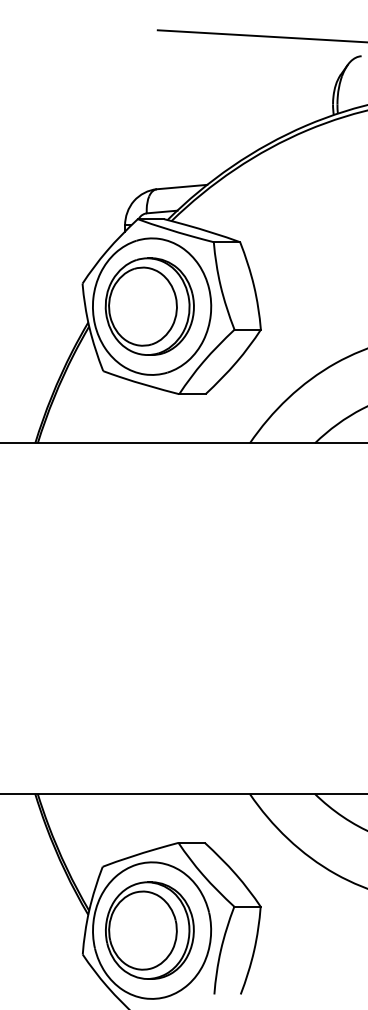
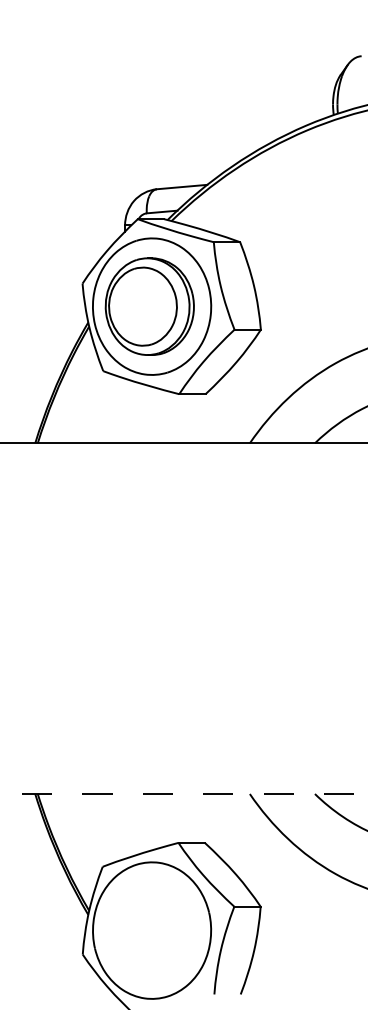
line: present -> none (260, 36)
line: solid -> dashed (184, 793)
part: present -> none (149, 930)
